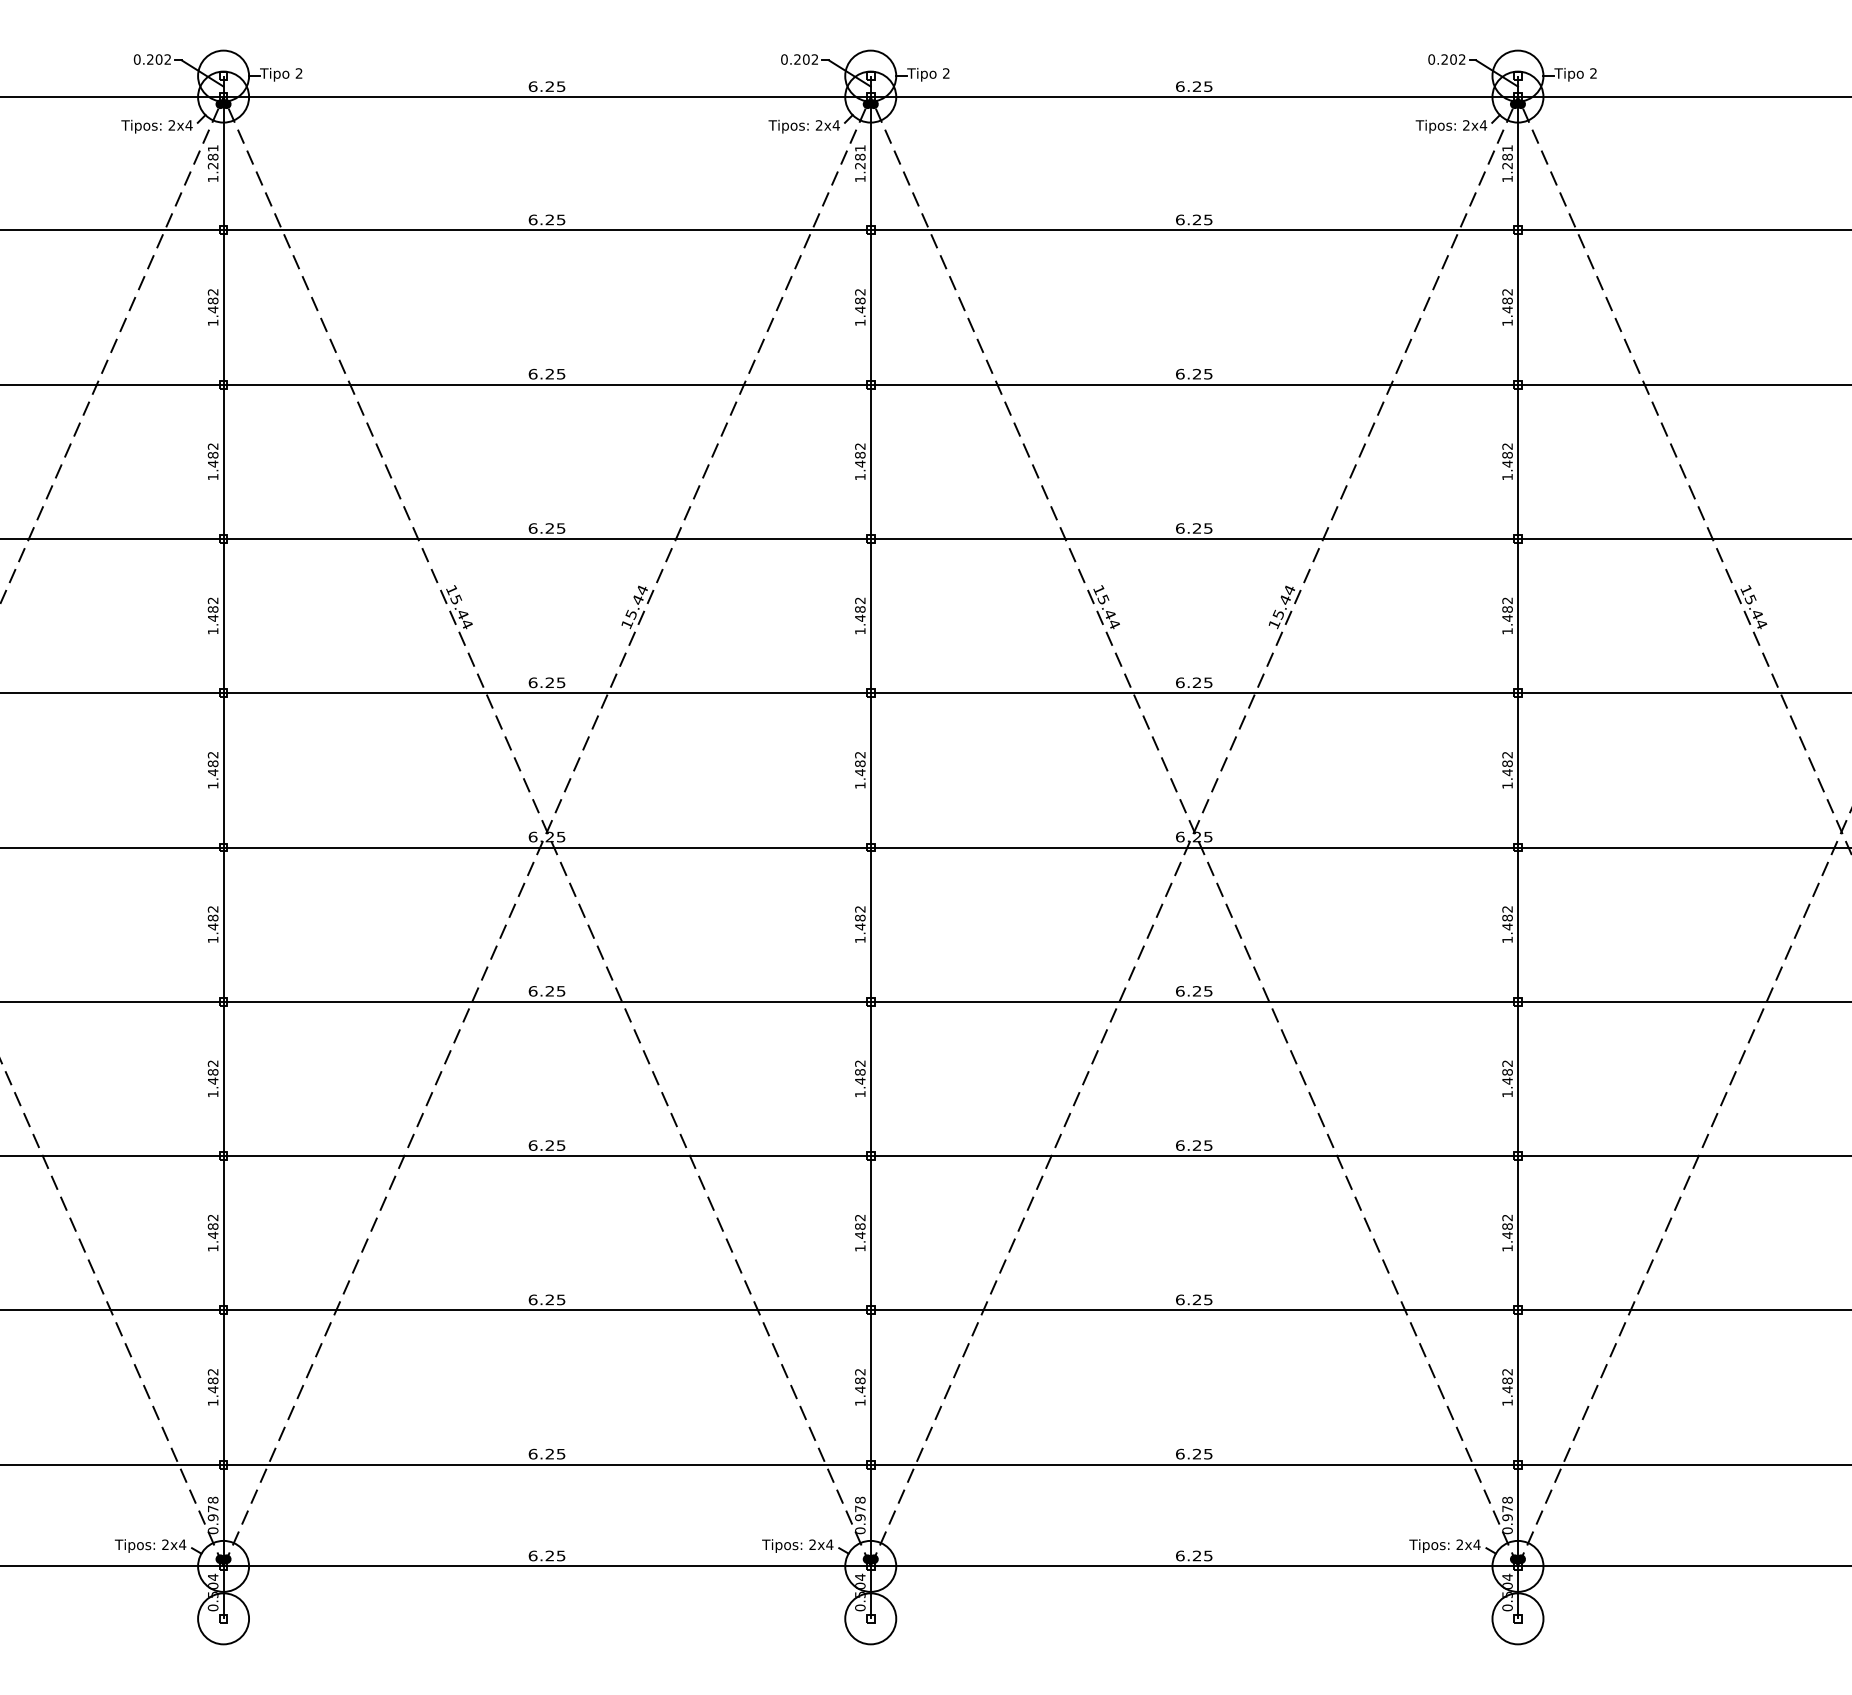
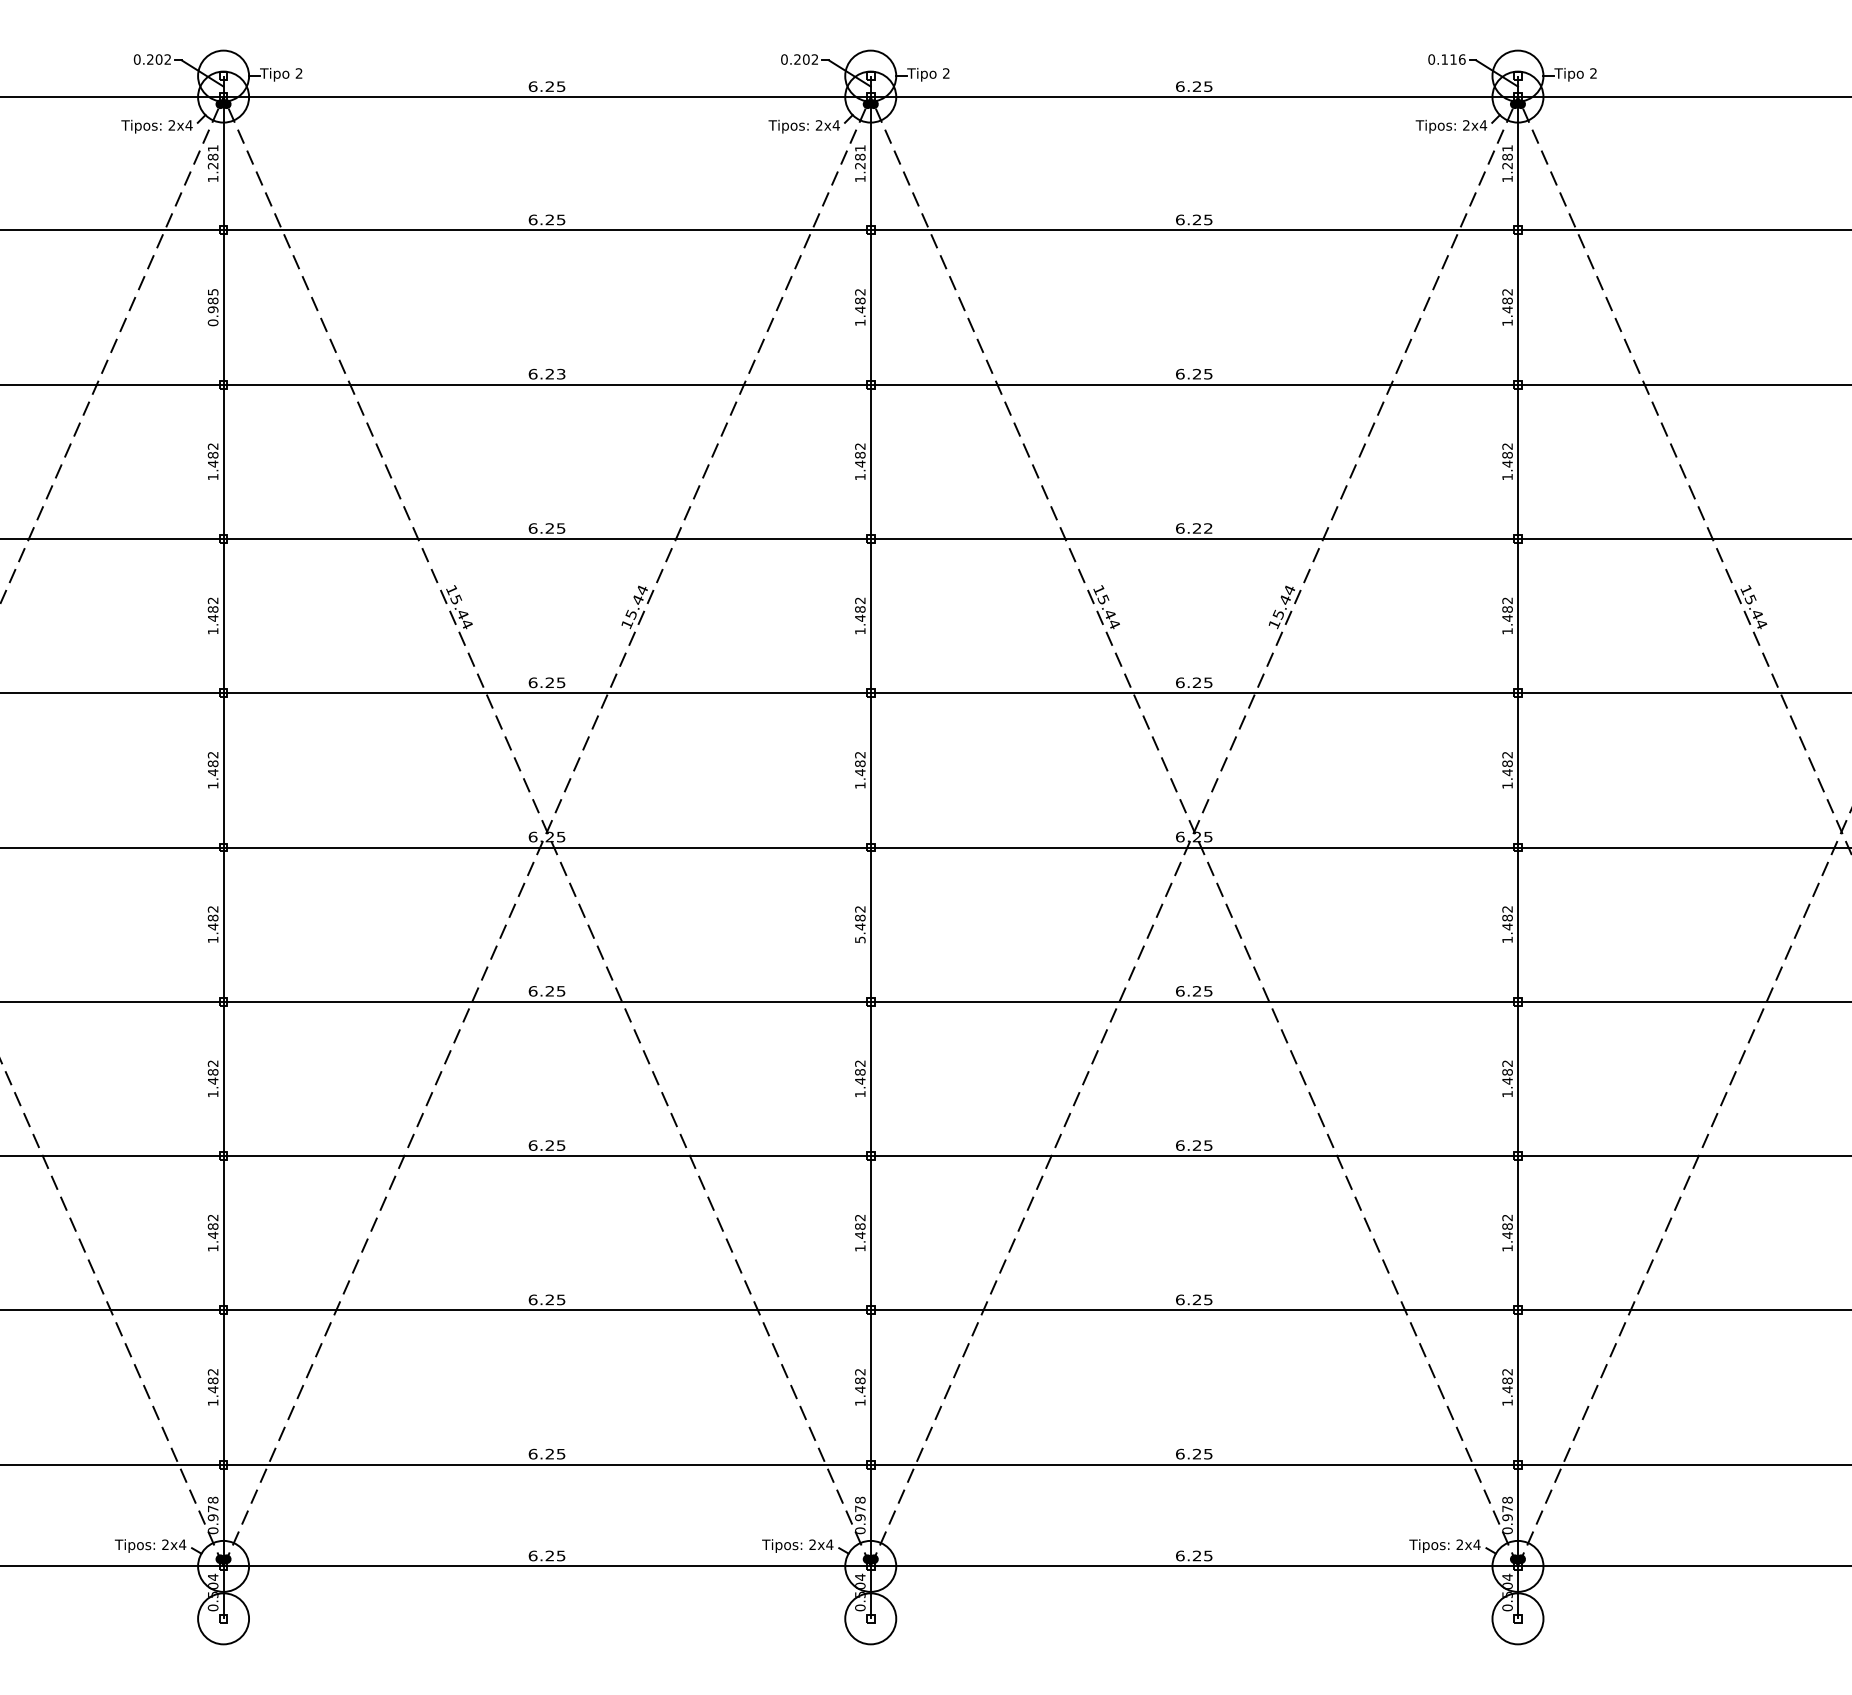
text: 0.202 -> 0.116 (1453, 59)
text: 1.482 -> 0.985 (212, 307)
text: 6.25 -> 6.23 (561, 373)
text: 6.25 -> 6.22 (1208, 528)
text: 1.482 -> 5.482 (860, 939)
